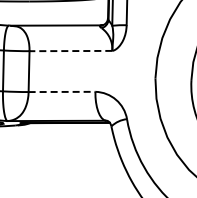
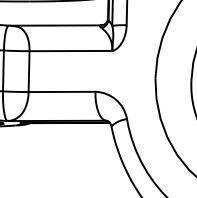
line: dashed -> solid (70, 51)
line: dashed -> solid (62, 91)
